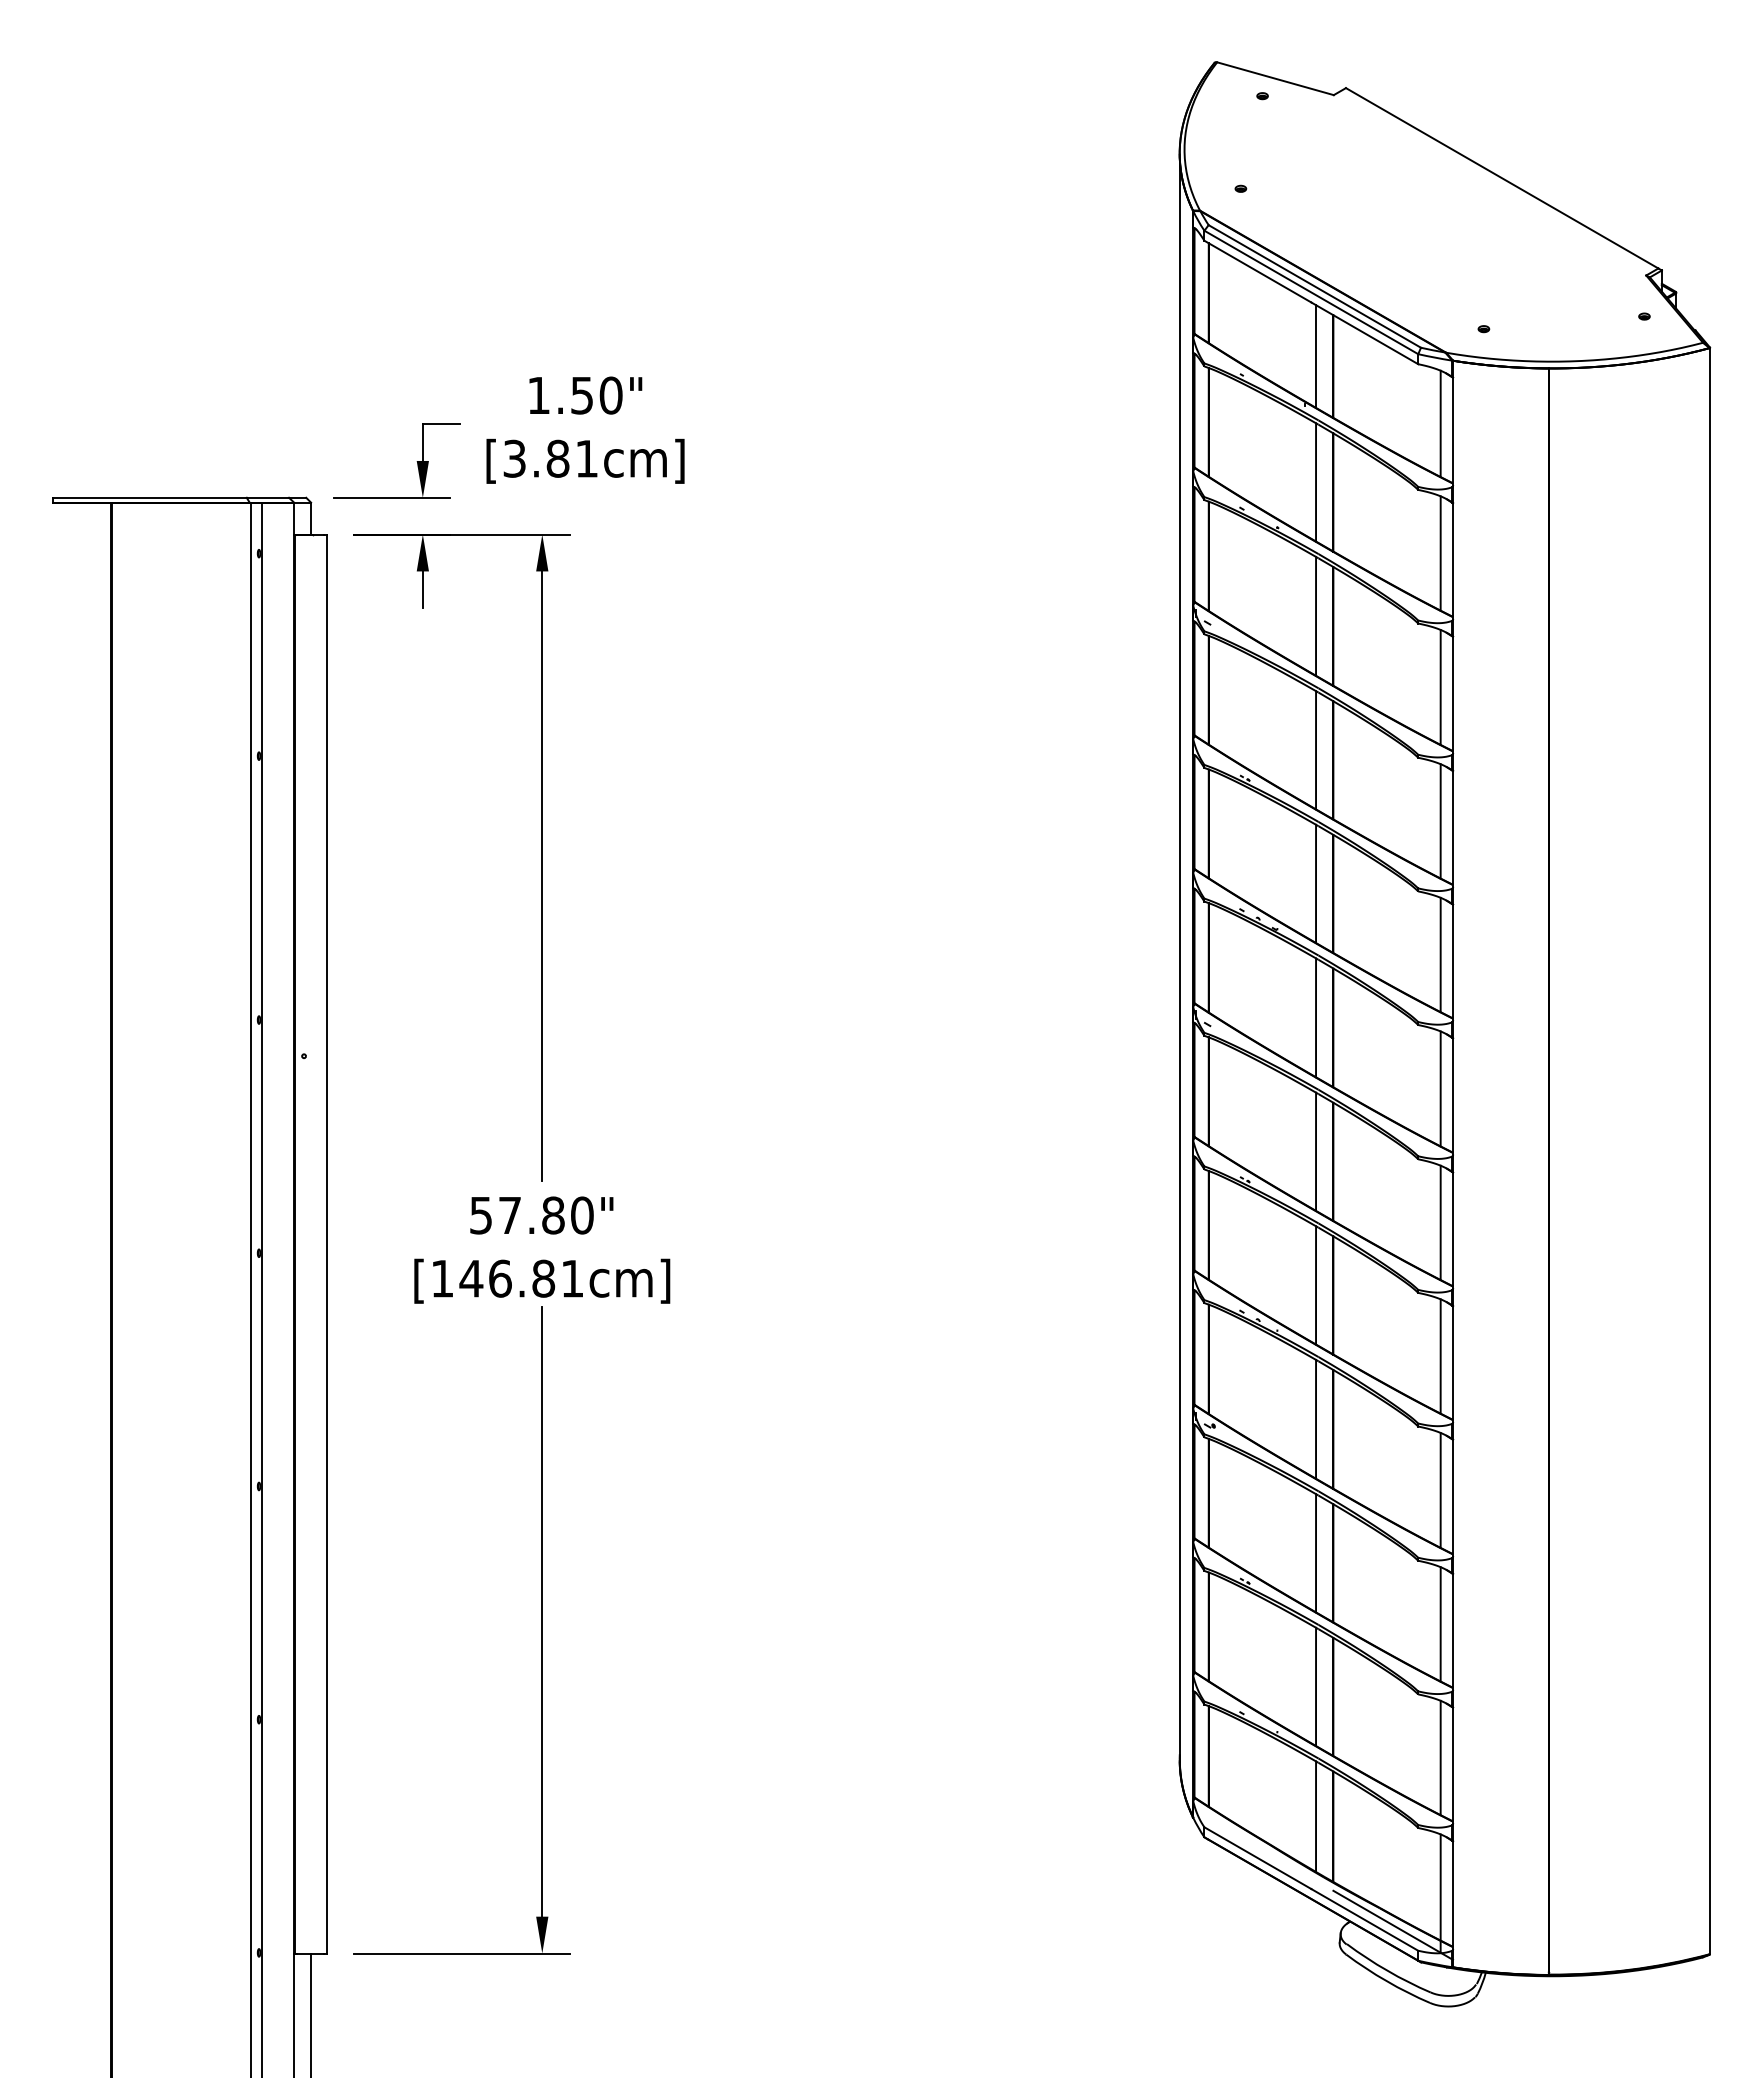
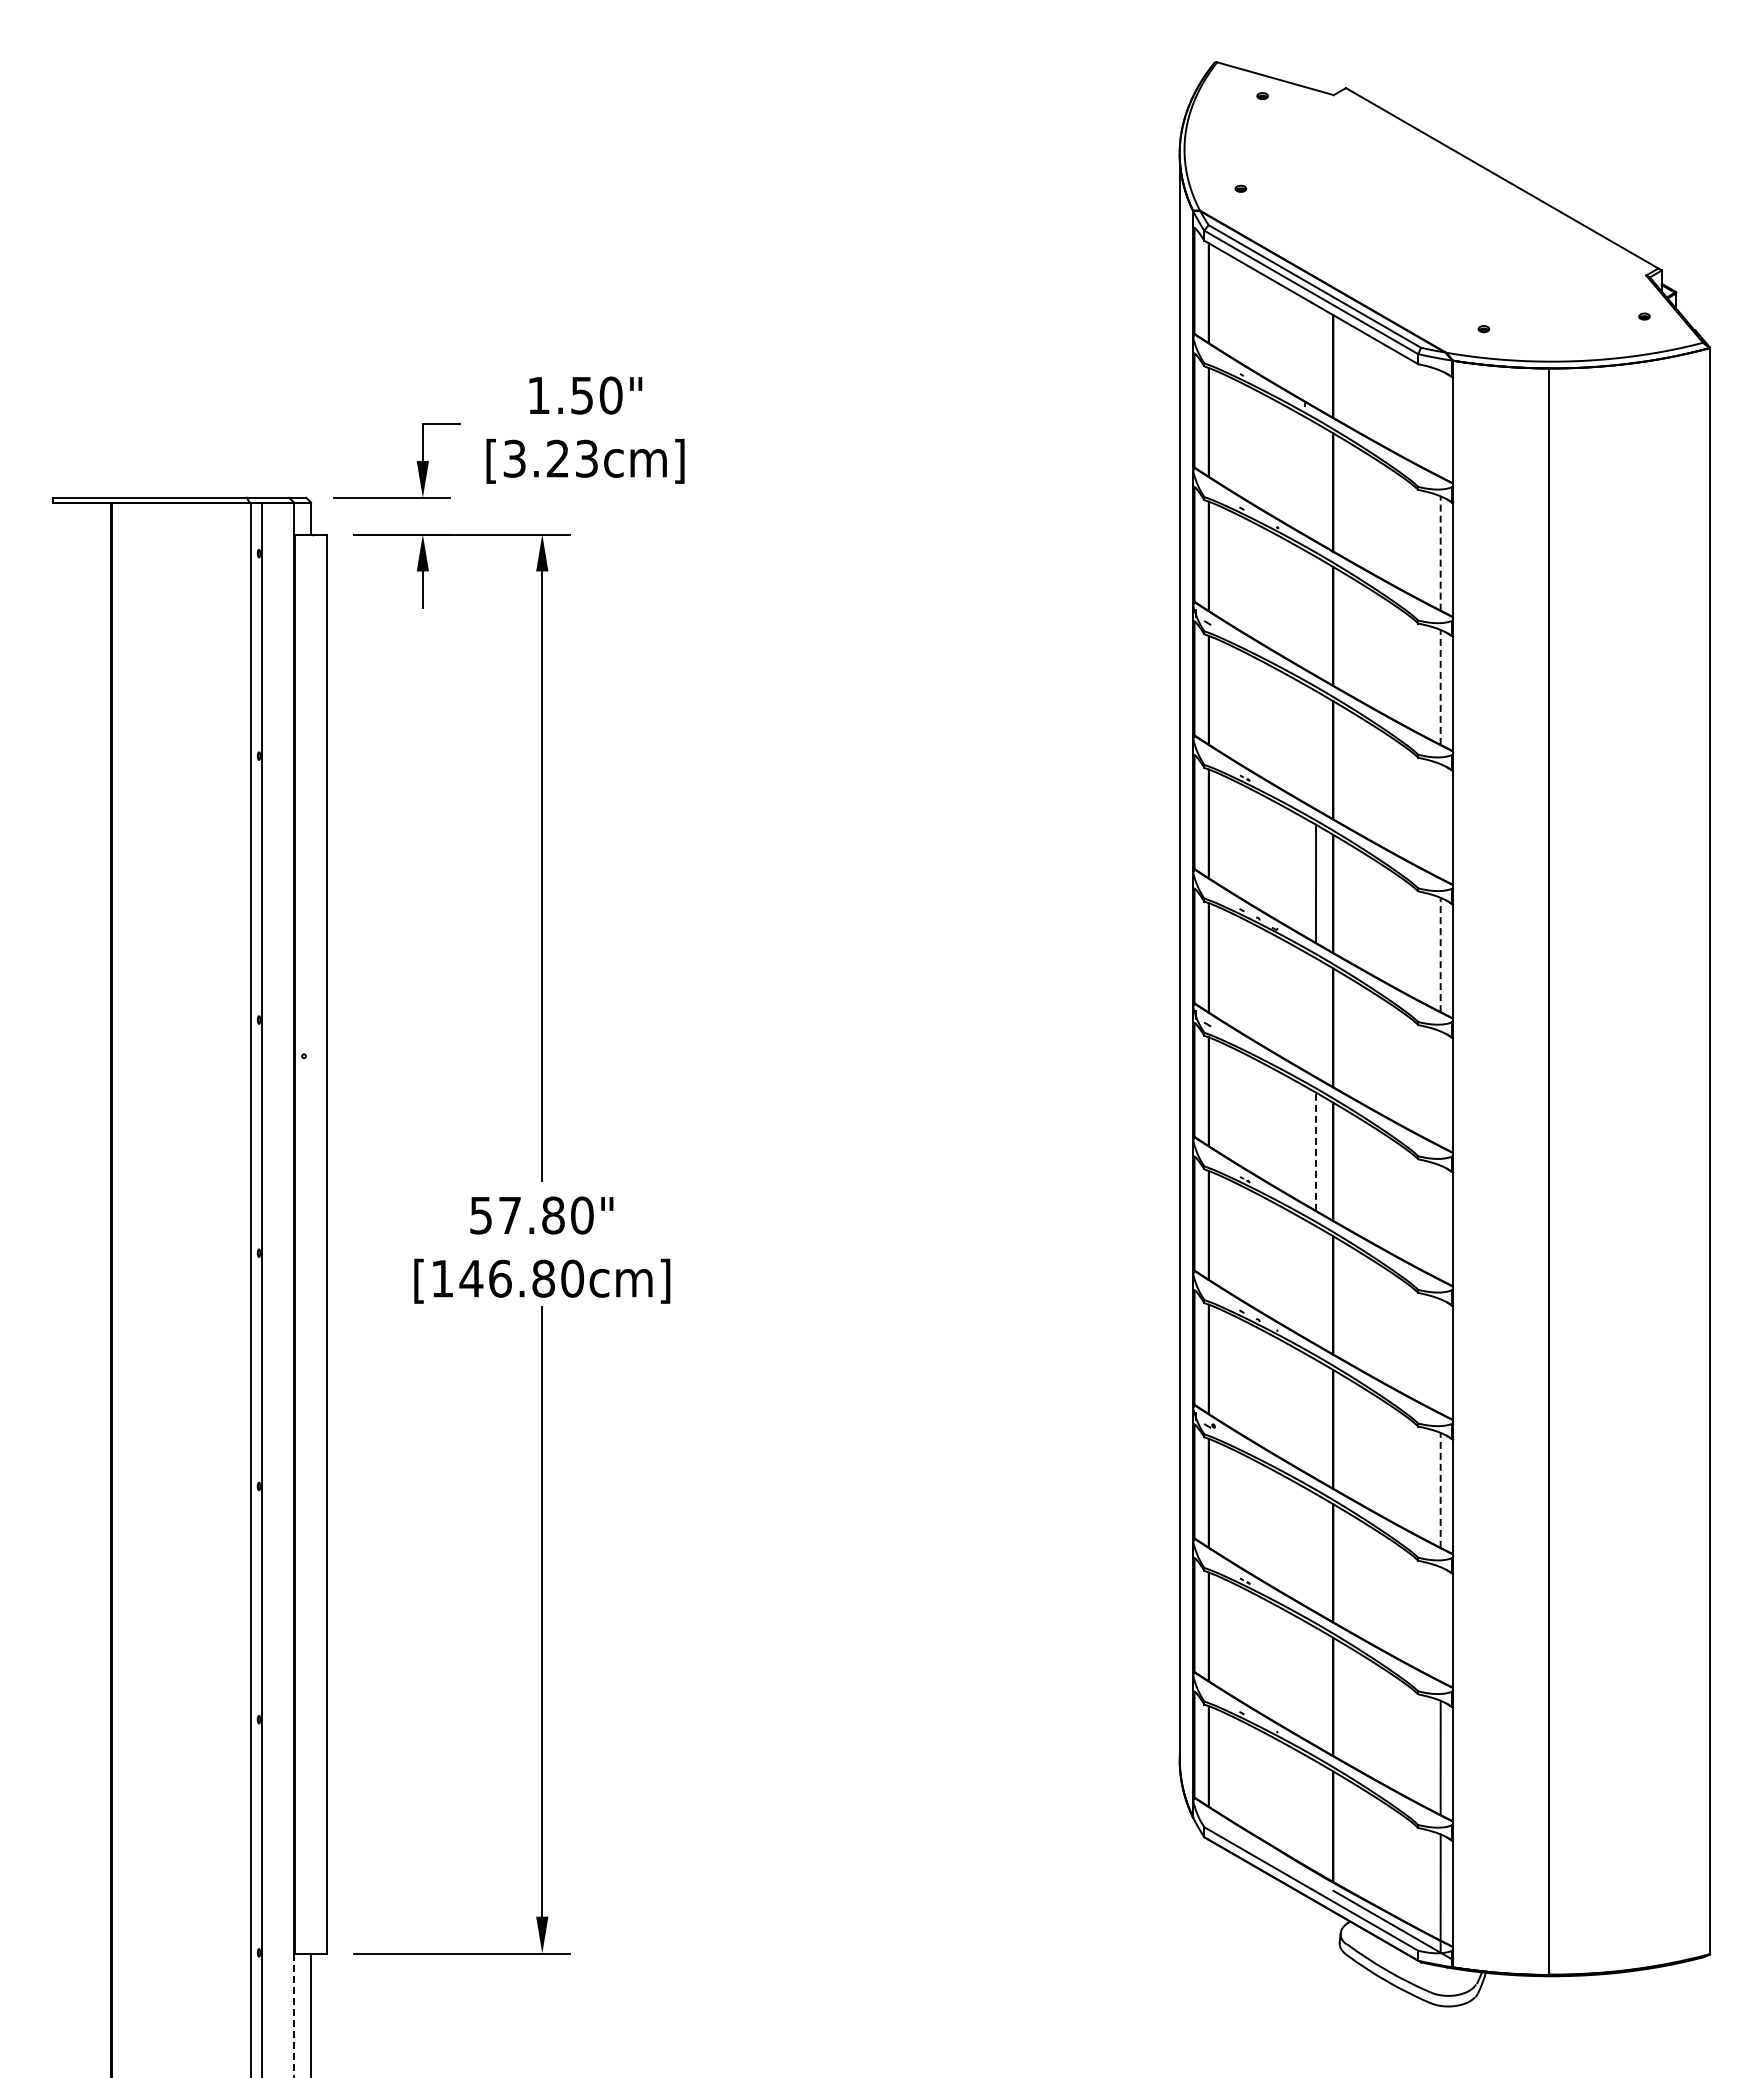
line: present -> none (1316, 356)
line: present -> none (1440, 423)
text: [3.81cm] -> [3.23cm] (571, 458)
line: present -> none (1316, 482)
line: solid -> dashed (1440, 553)
line: present -> none (1316, 615)
line: solid -> dashed (1440, 686)
line: present -> none (1316, 750)
line: present -> none (1440, 821)
line: solid -> dashed (1440, 954)
line: present -> none (1316, 1017)
line: present -> none (1440, 1088)
line: solid -> dashed (1316, 1151)
line: present -> none (1440, 1222)
text: [146.81cm] -> [146.80cm] (572, 1278)
line: present -> none (1316, 1285)
line: present -> none (1440, 1356)
line: present -> none (1316, 1418)
line: solid -> dashed (1440, 1489)
line: present -> none (1316, 1553)
line: present -> none (1440, 1624)
line: present -> none (1316, 1686)
line: present -> none (1316, 1816)
line: solid -> dashed (294, 2015)
